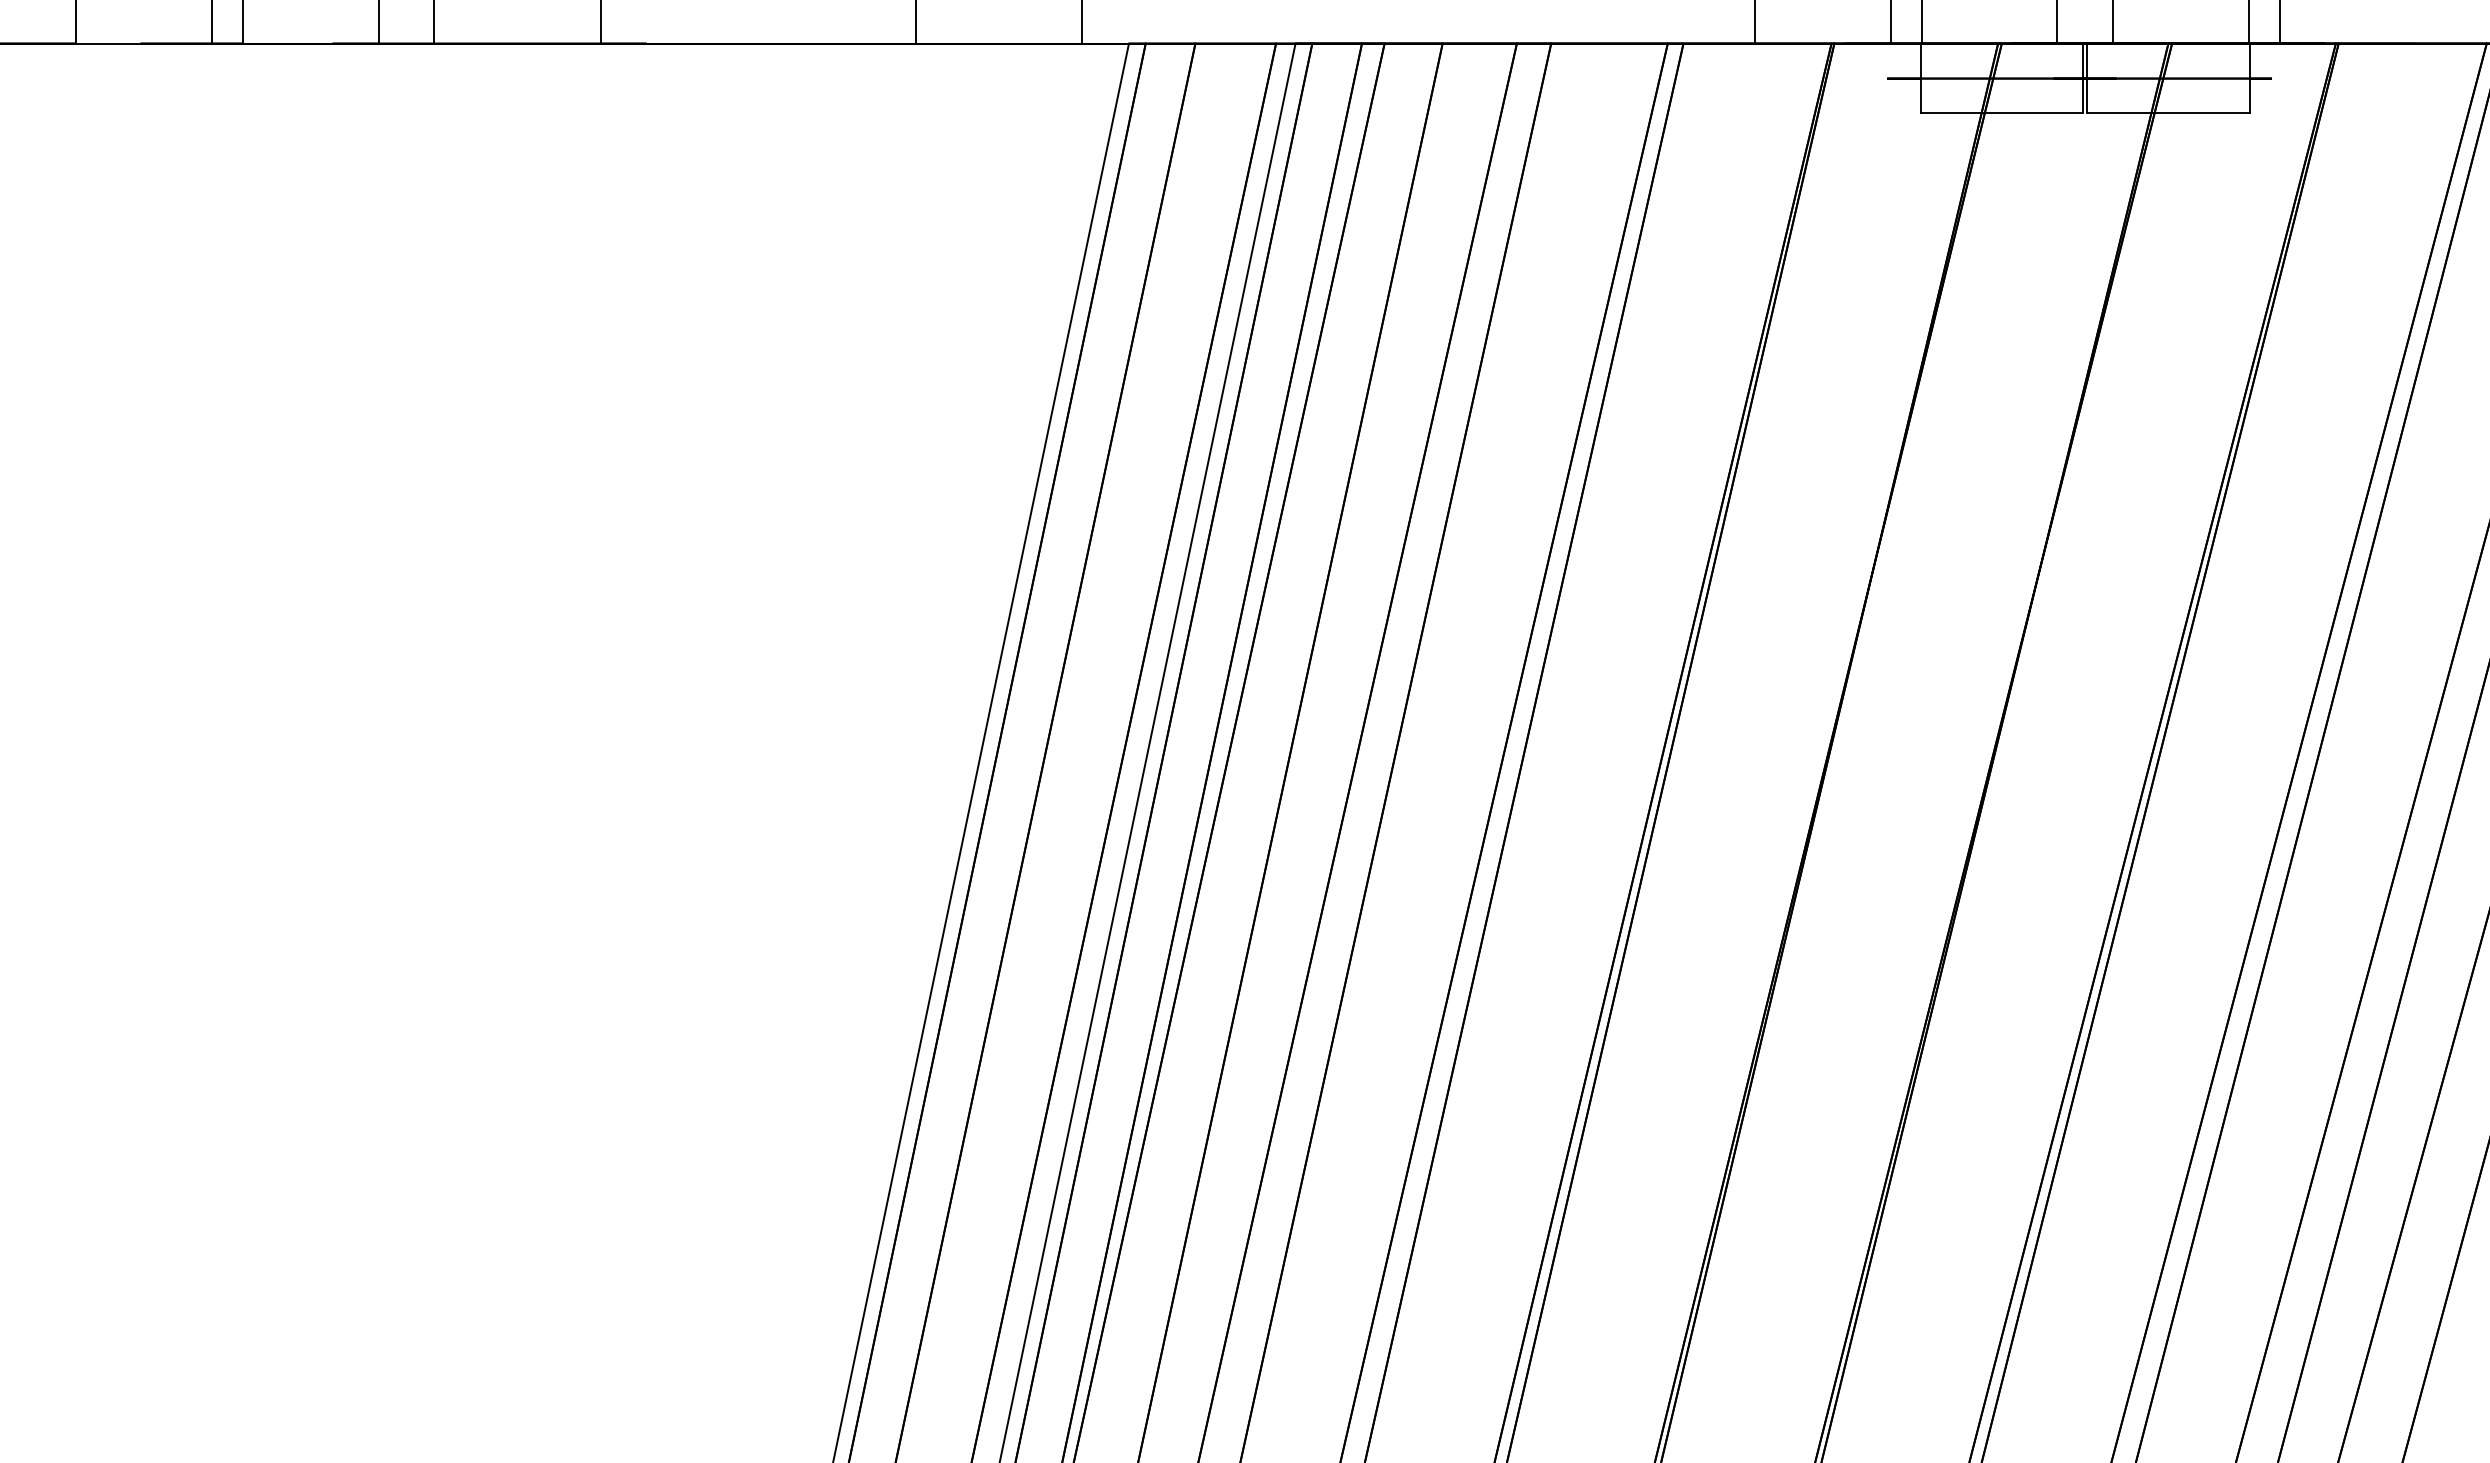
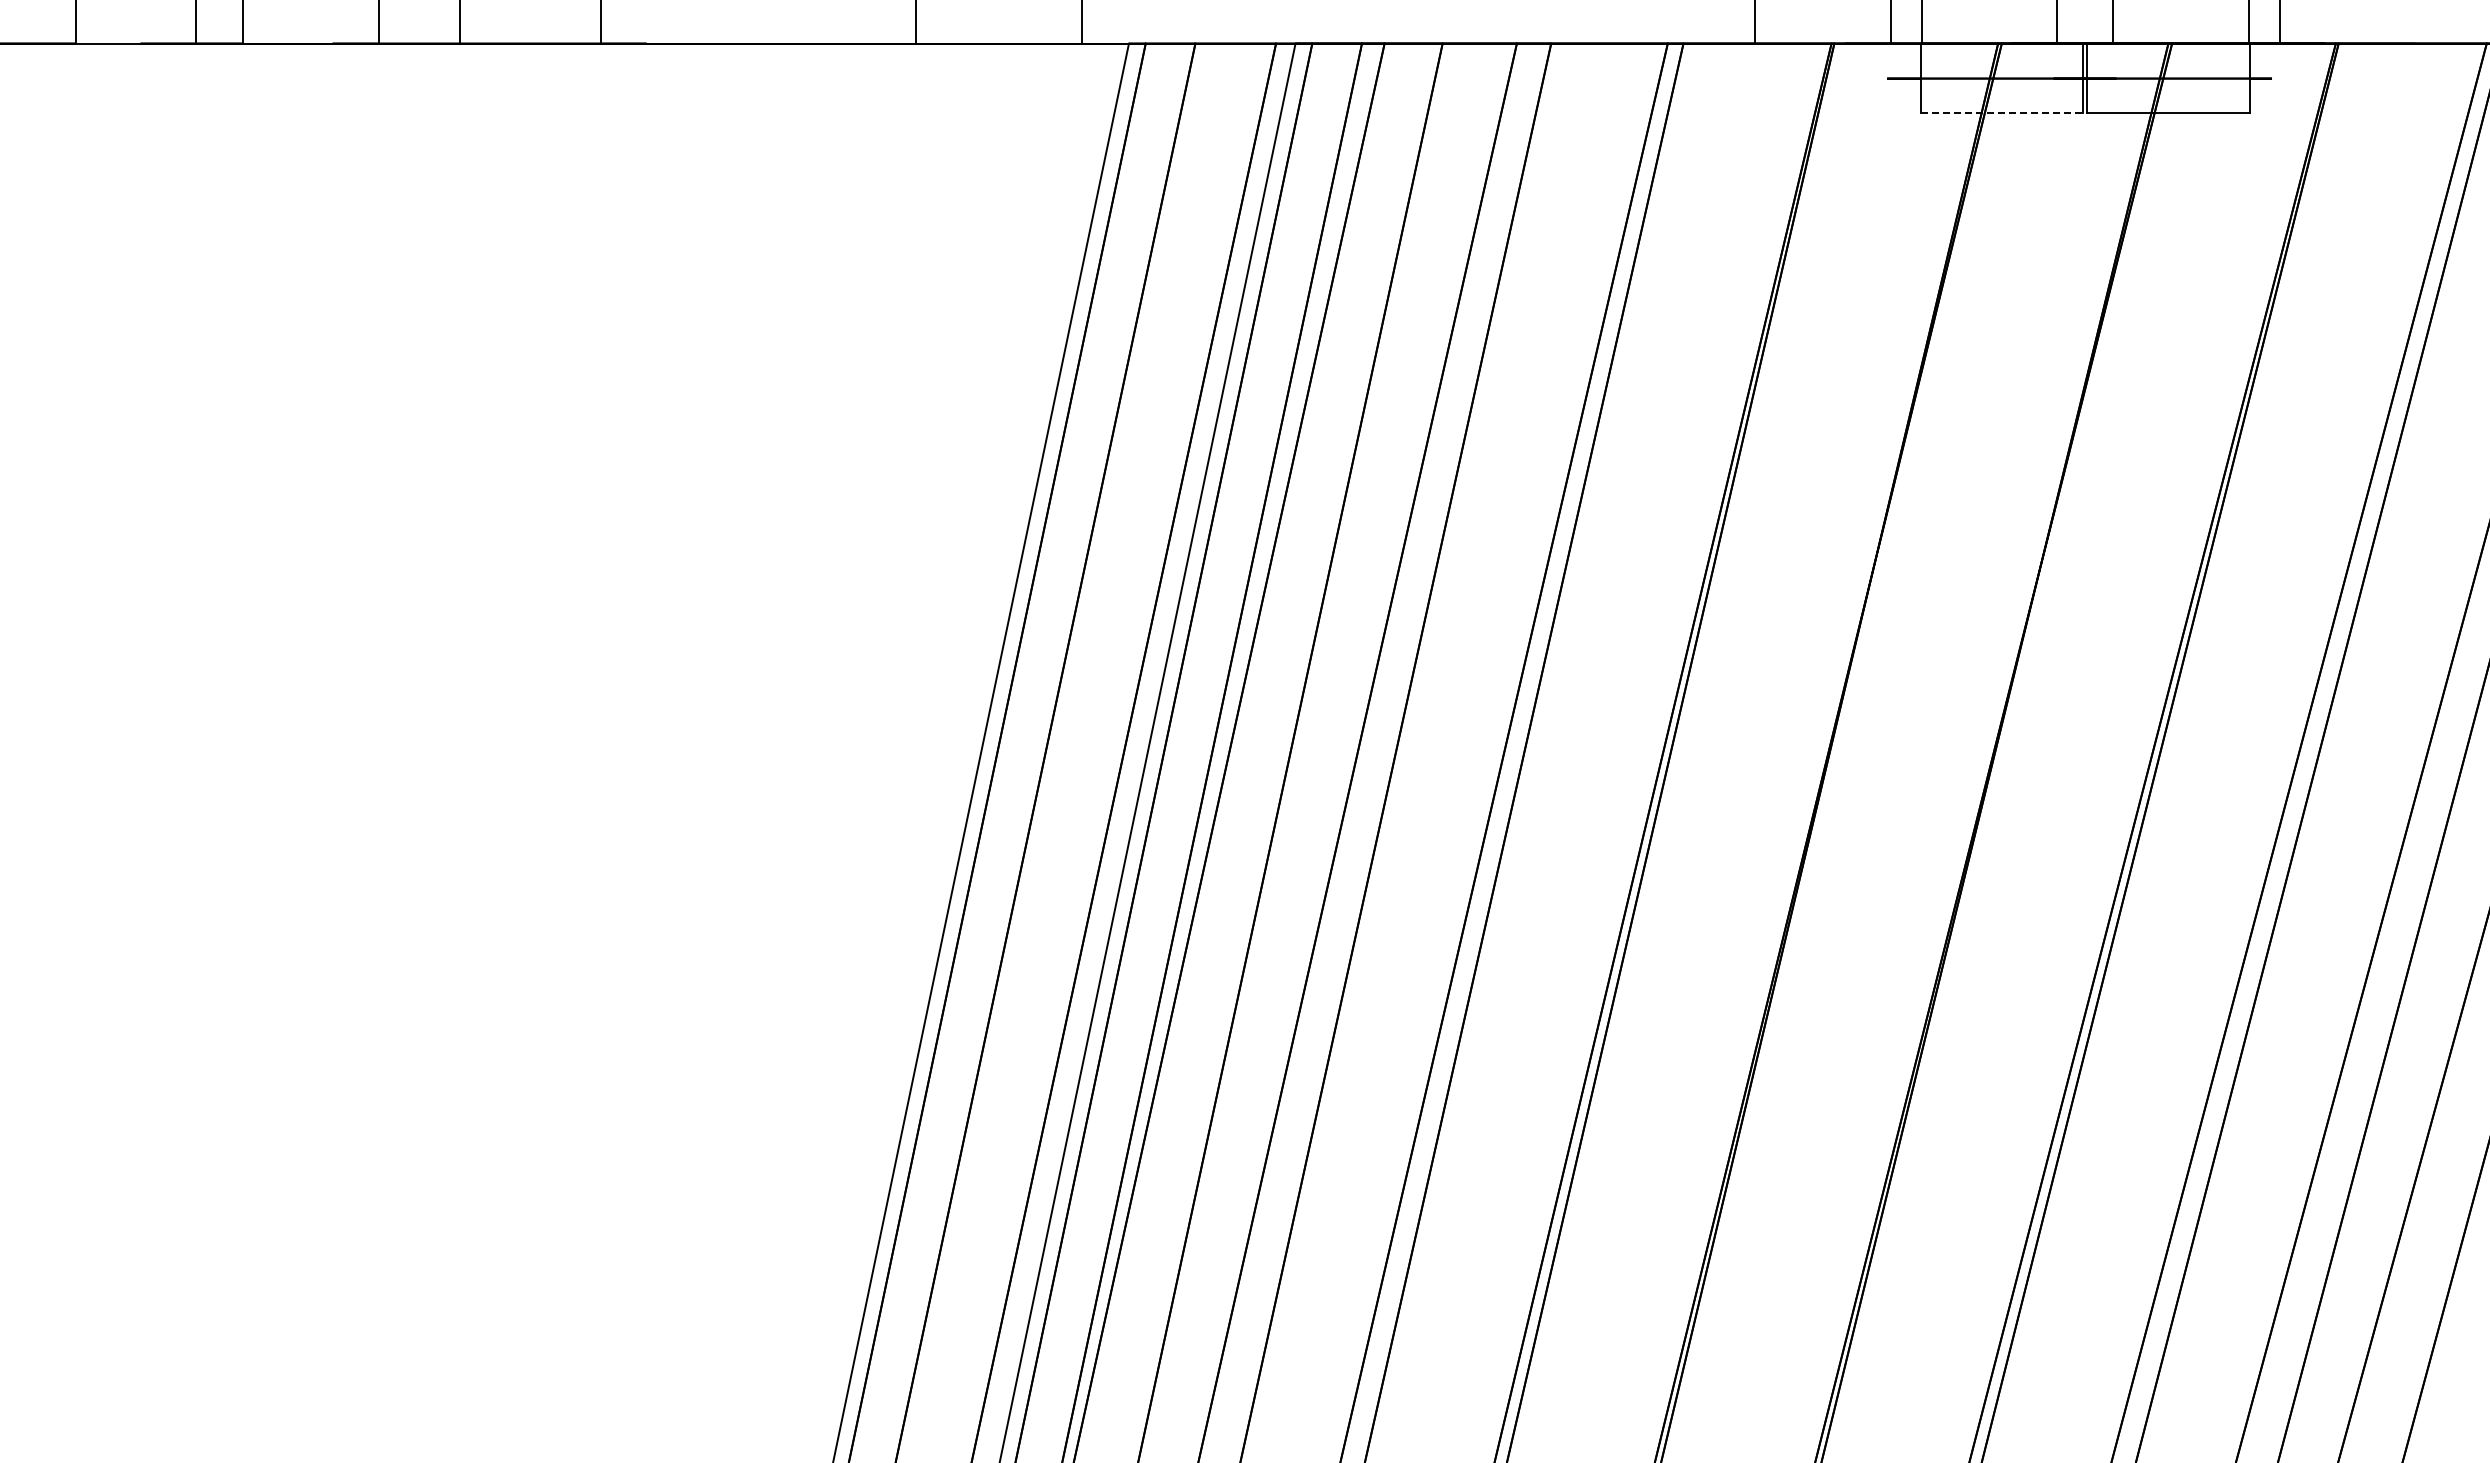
line position: (211, 22) -> (195, 22) (195, 22)
line position: (434, 22) -> (460, 22) (460, 22)
line: solid -> dashed (2002, 113)
